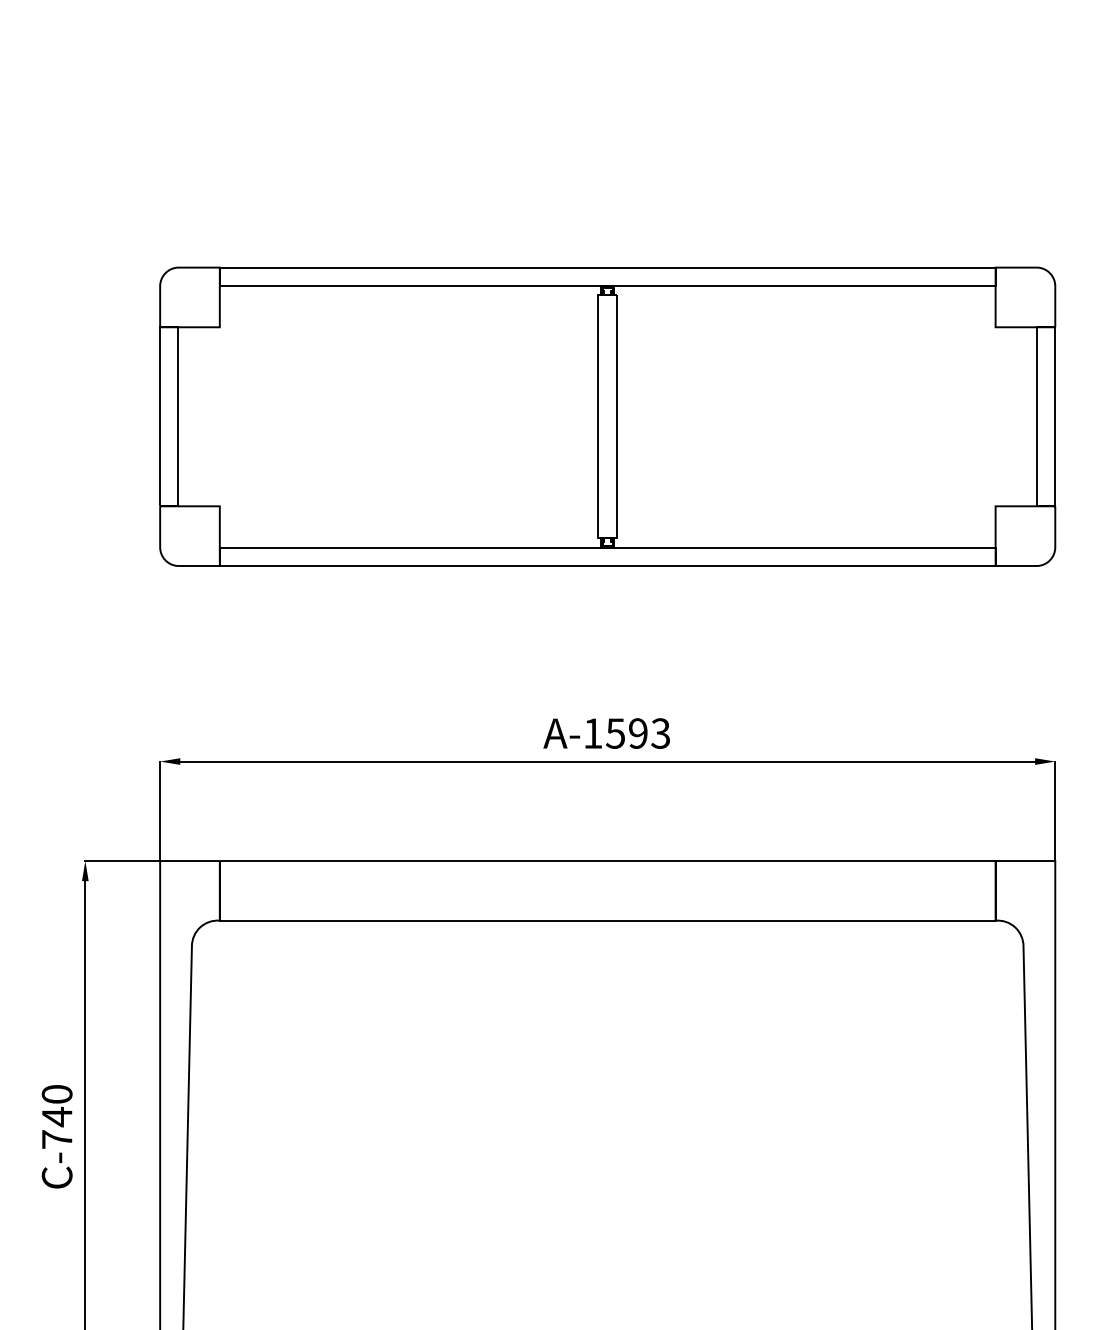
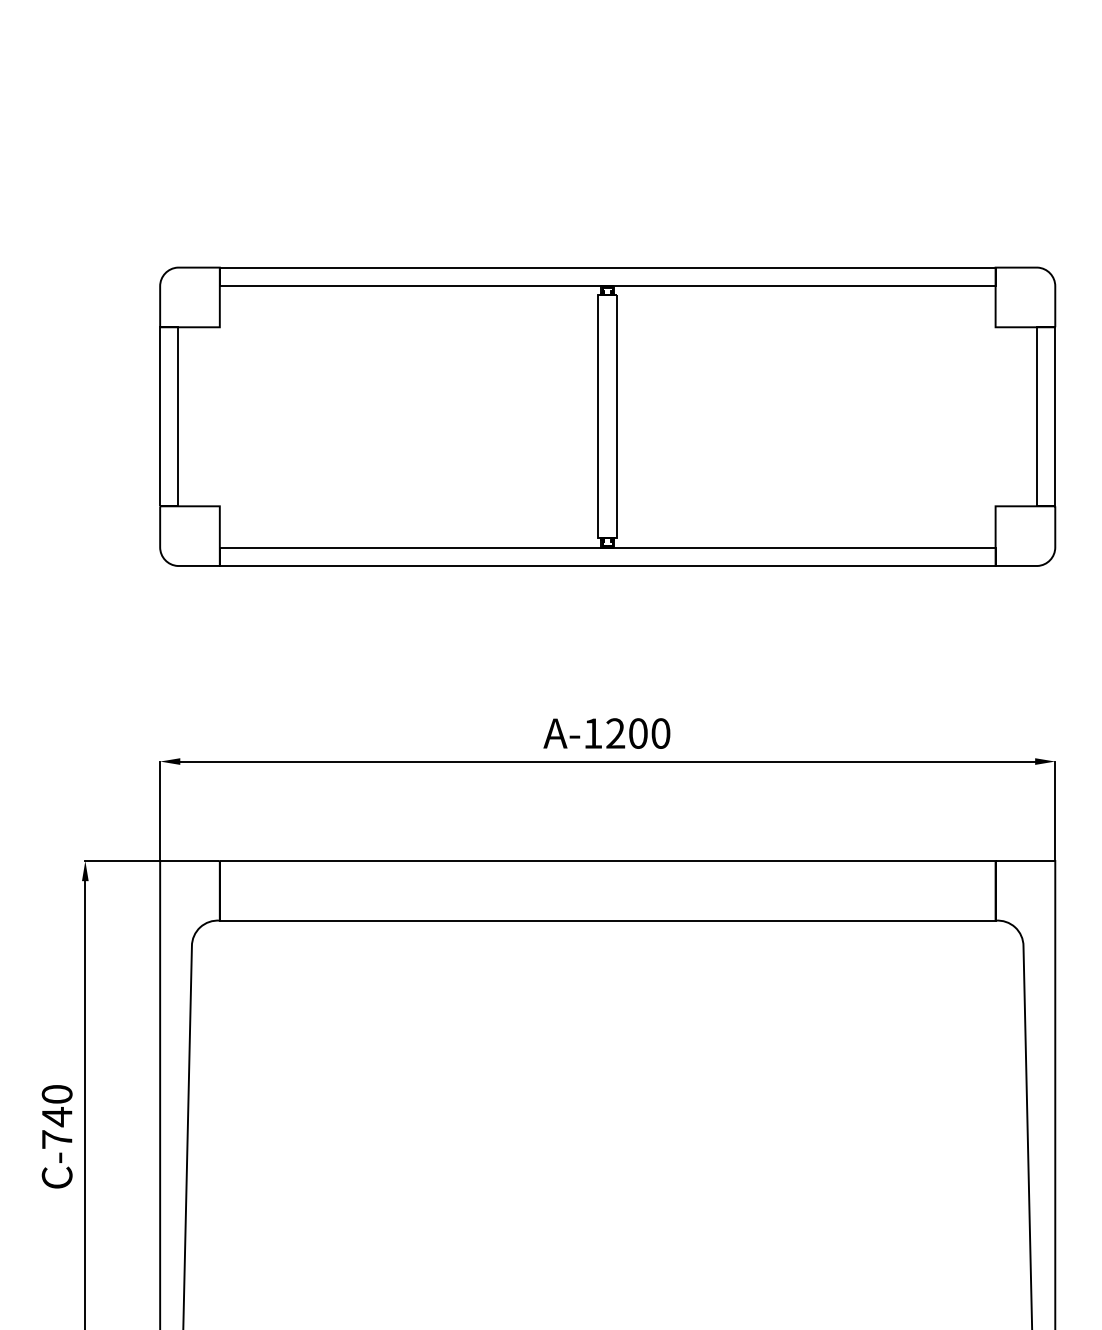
text: A-1593 -> A-1200 (638, 733)
